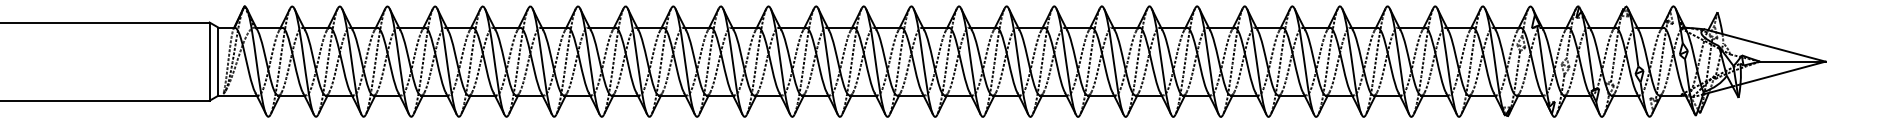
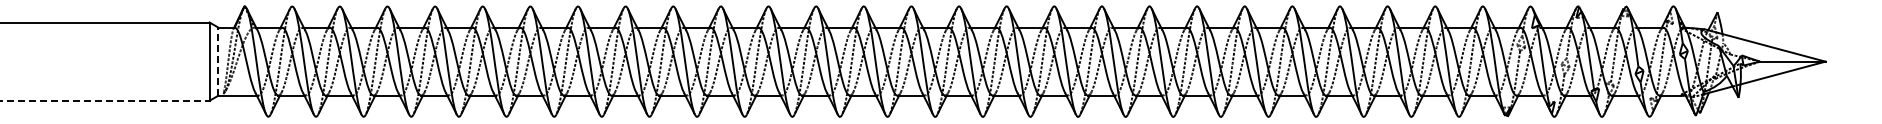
line: solid -> dashed (218, 61)
line: solid -> dashed (105, 100)
